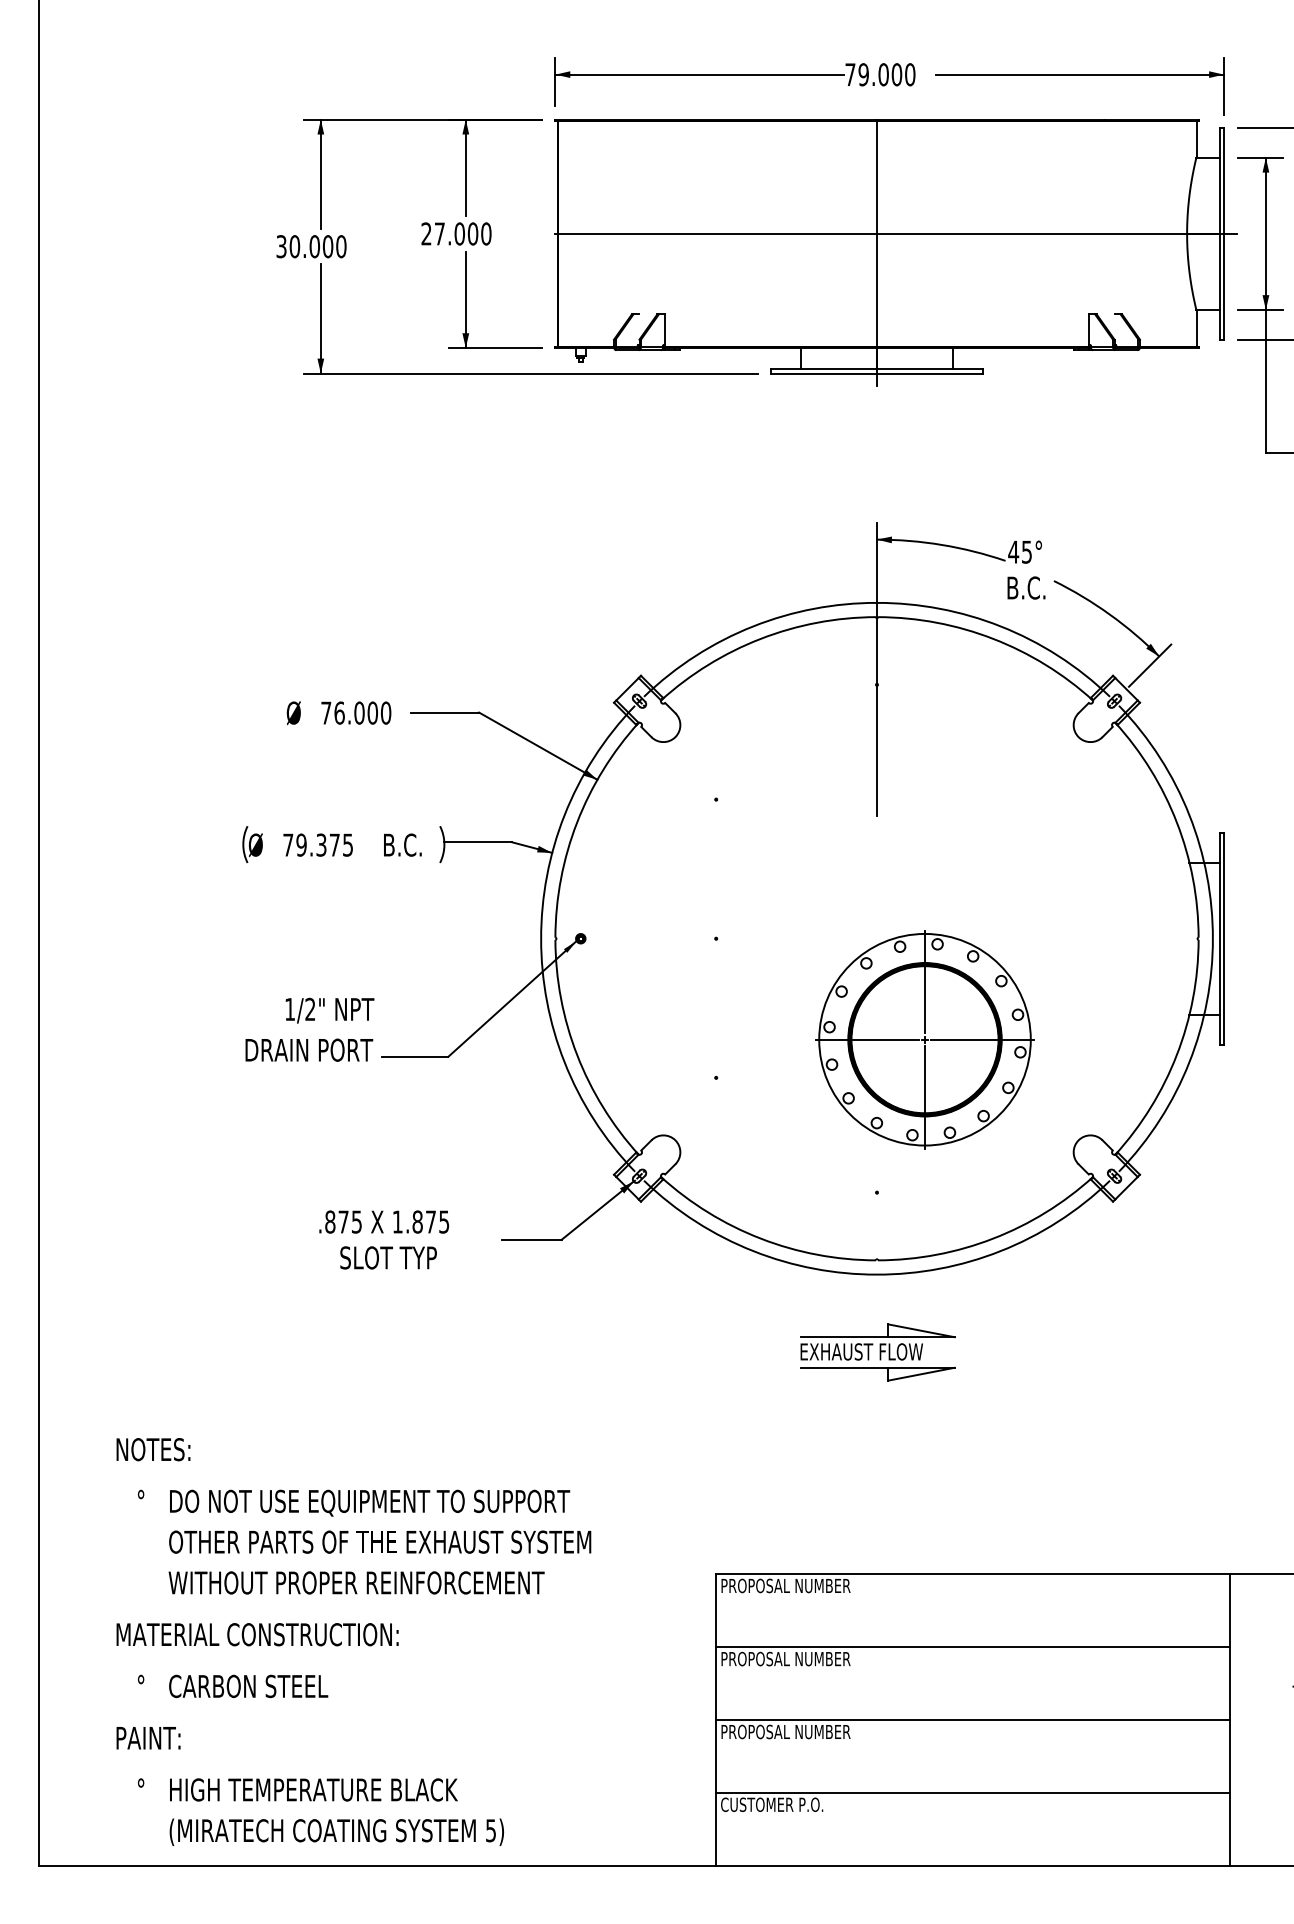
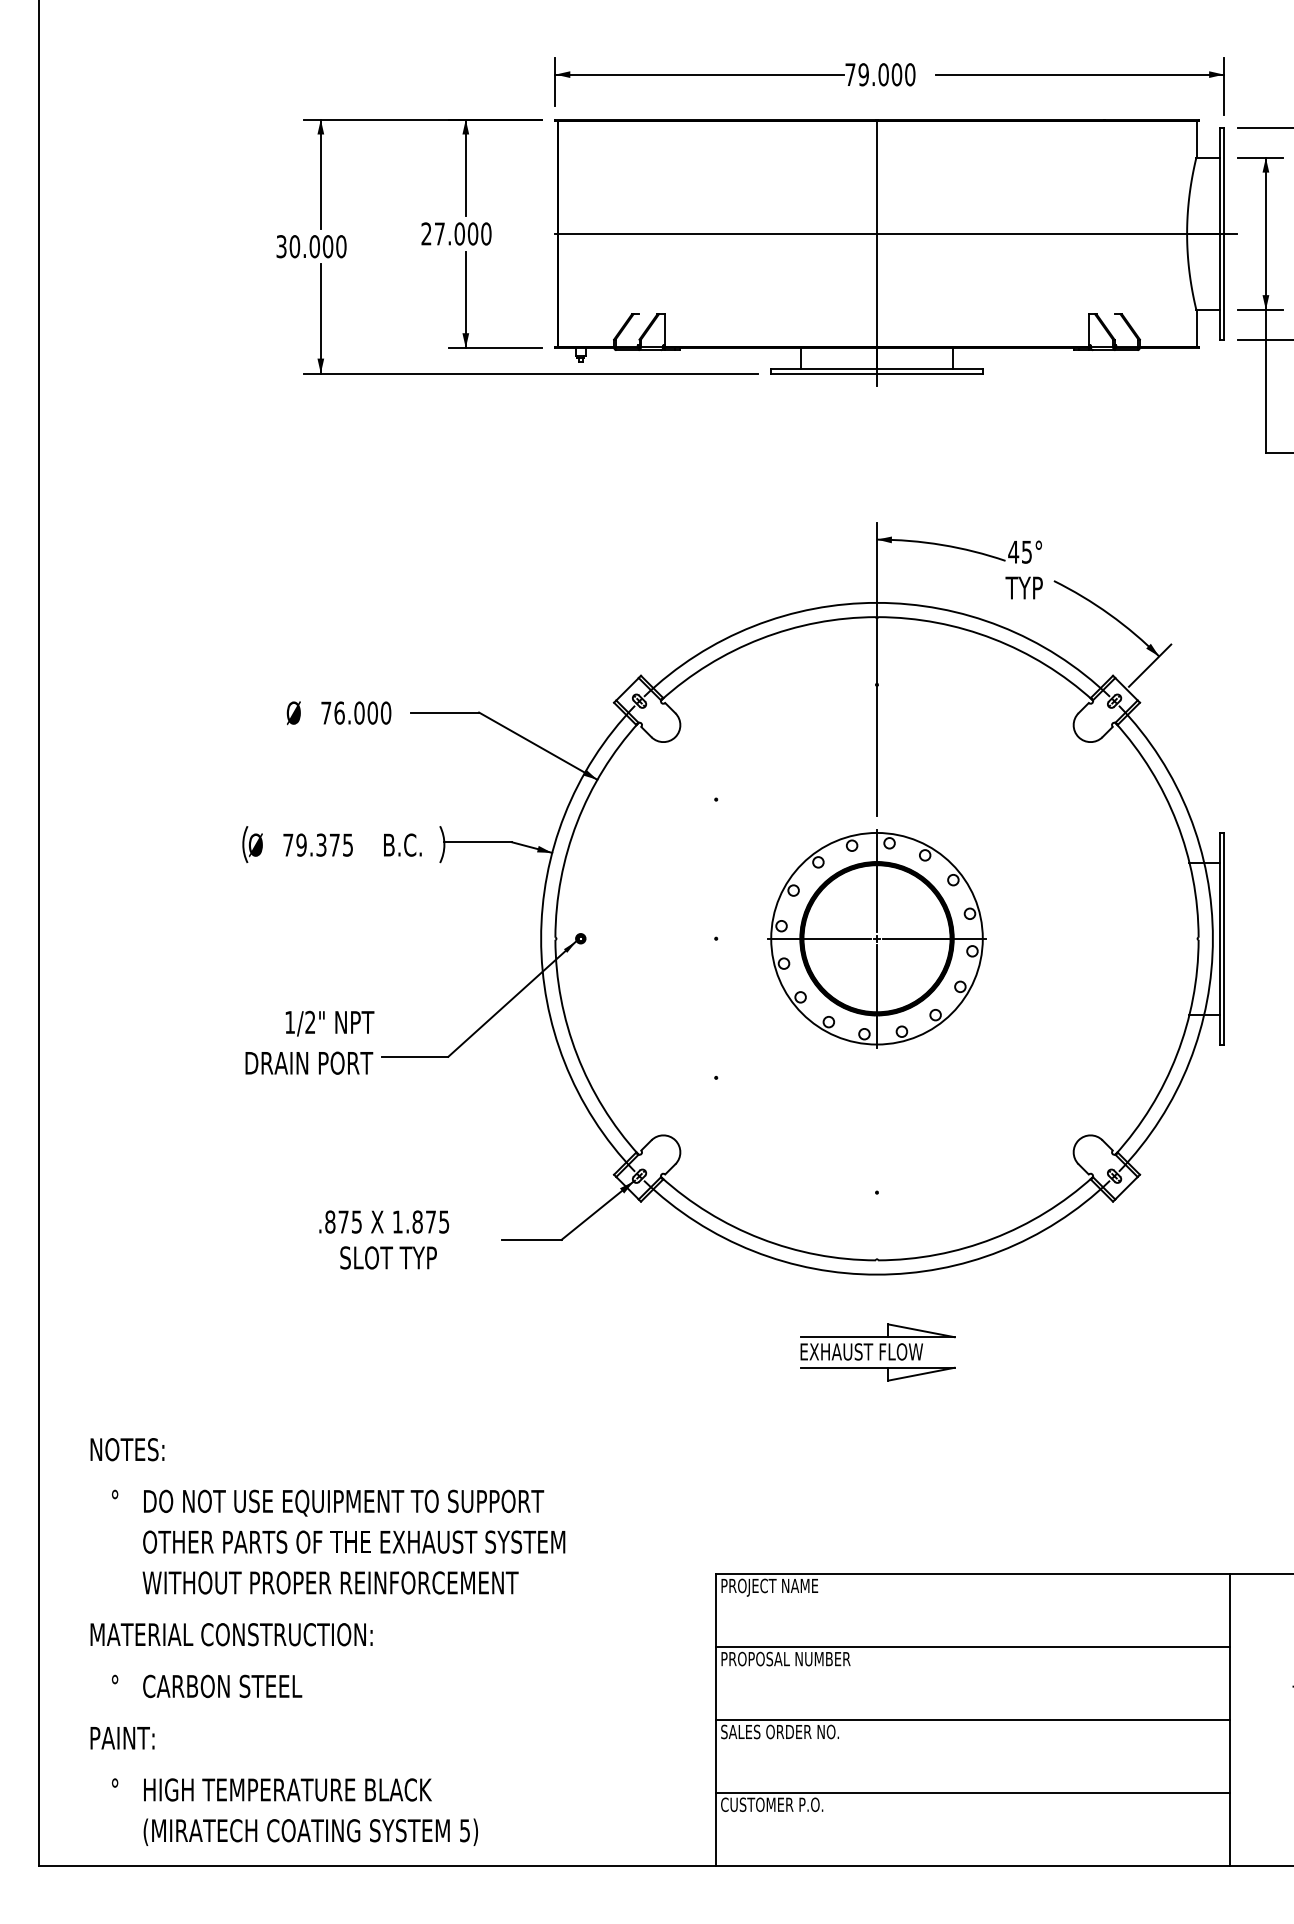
text: B.C. -> TYP (1025, 587)
text position: (309, 1029) -> (309, 1042) (309, 1042)
part position: (924, 1039) -> (876, 938) (876, 938)
text: PROPOSAL NUMBER -> PROJECT NAME (798, 1587)
text position: (353, 1641) -> (327, 1641) (327, 1641)
text: PROPOSAL NUMBER -> SALES ORDER NO. (785, 1731)
